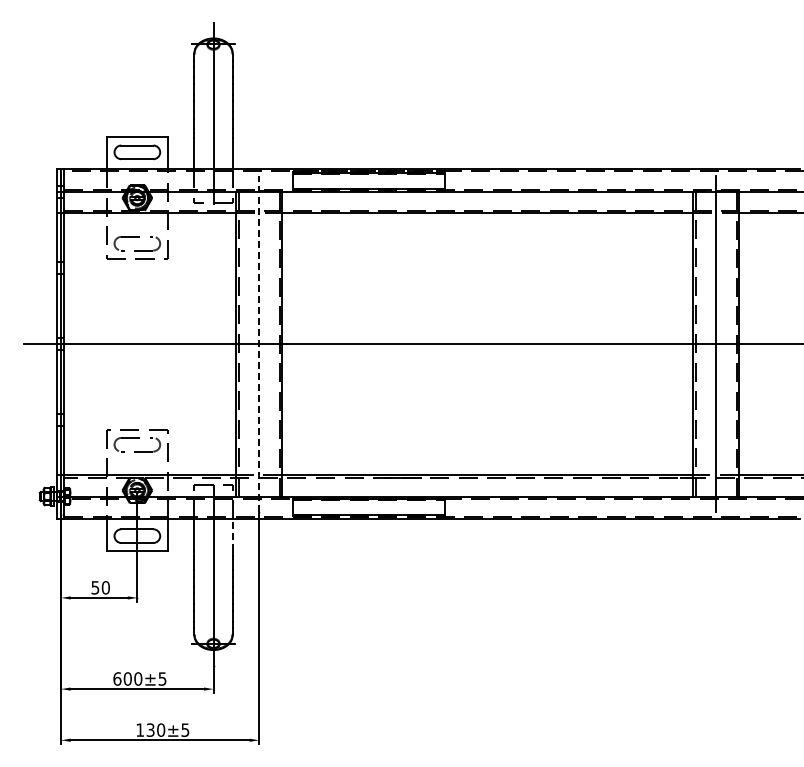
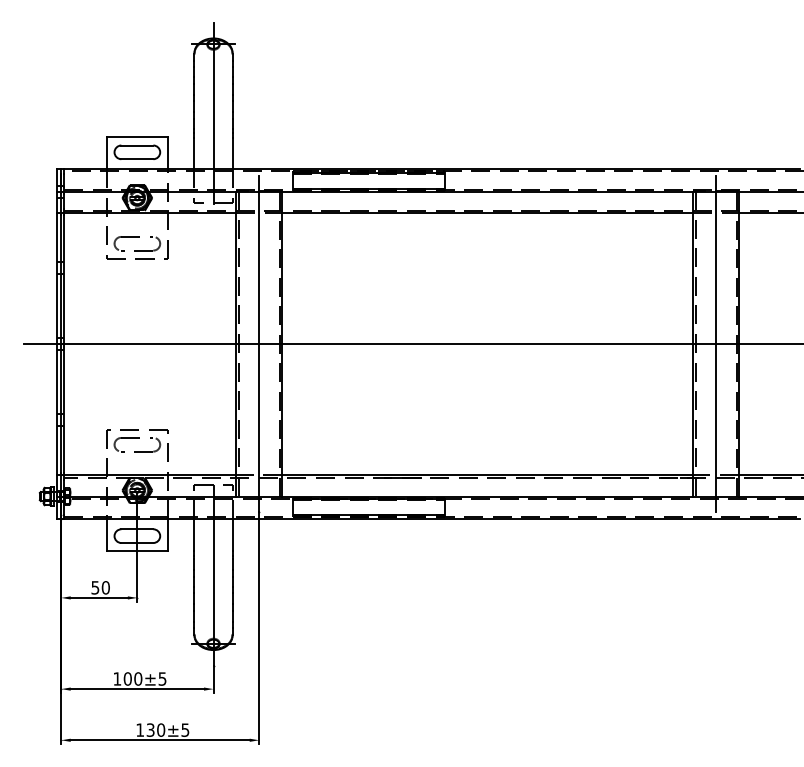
line: dashed -> solid (259, 343)
line: dashed -> solid (232, 534)
text: 600 -> 100 (117, 678)
